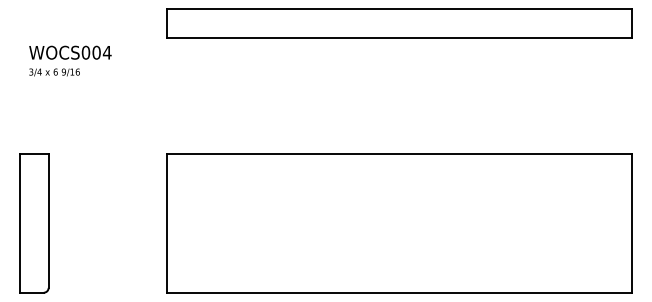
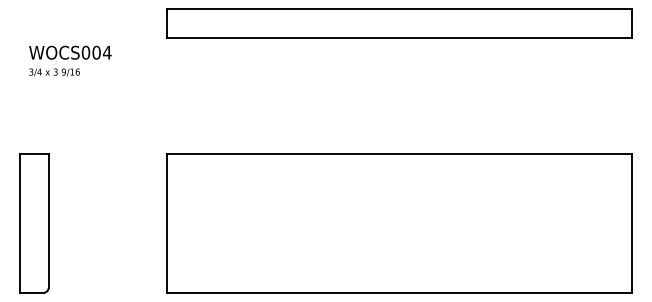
text: 6 -> 3 (55, 71)
